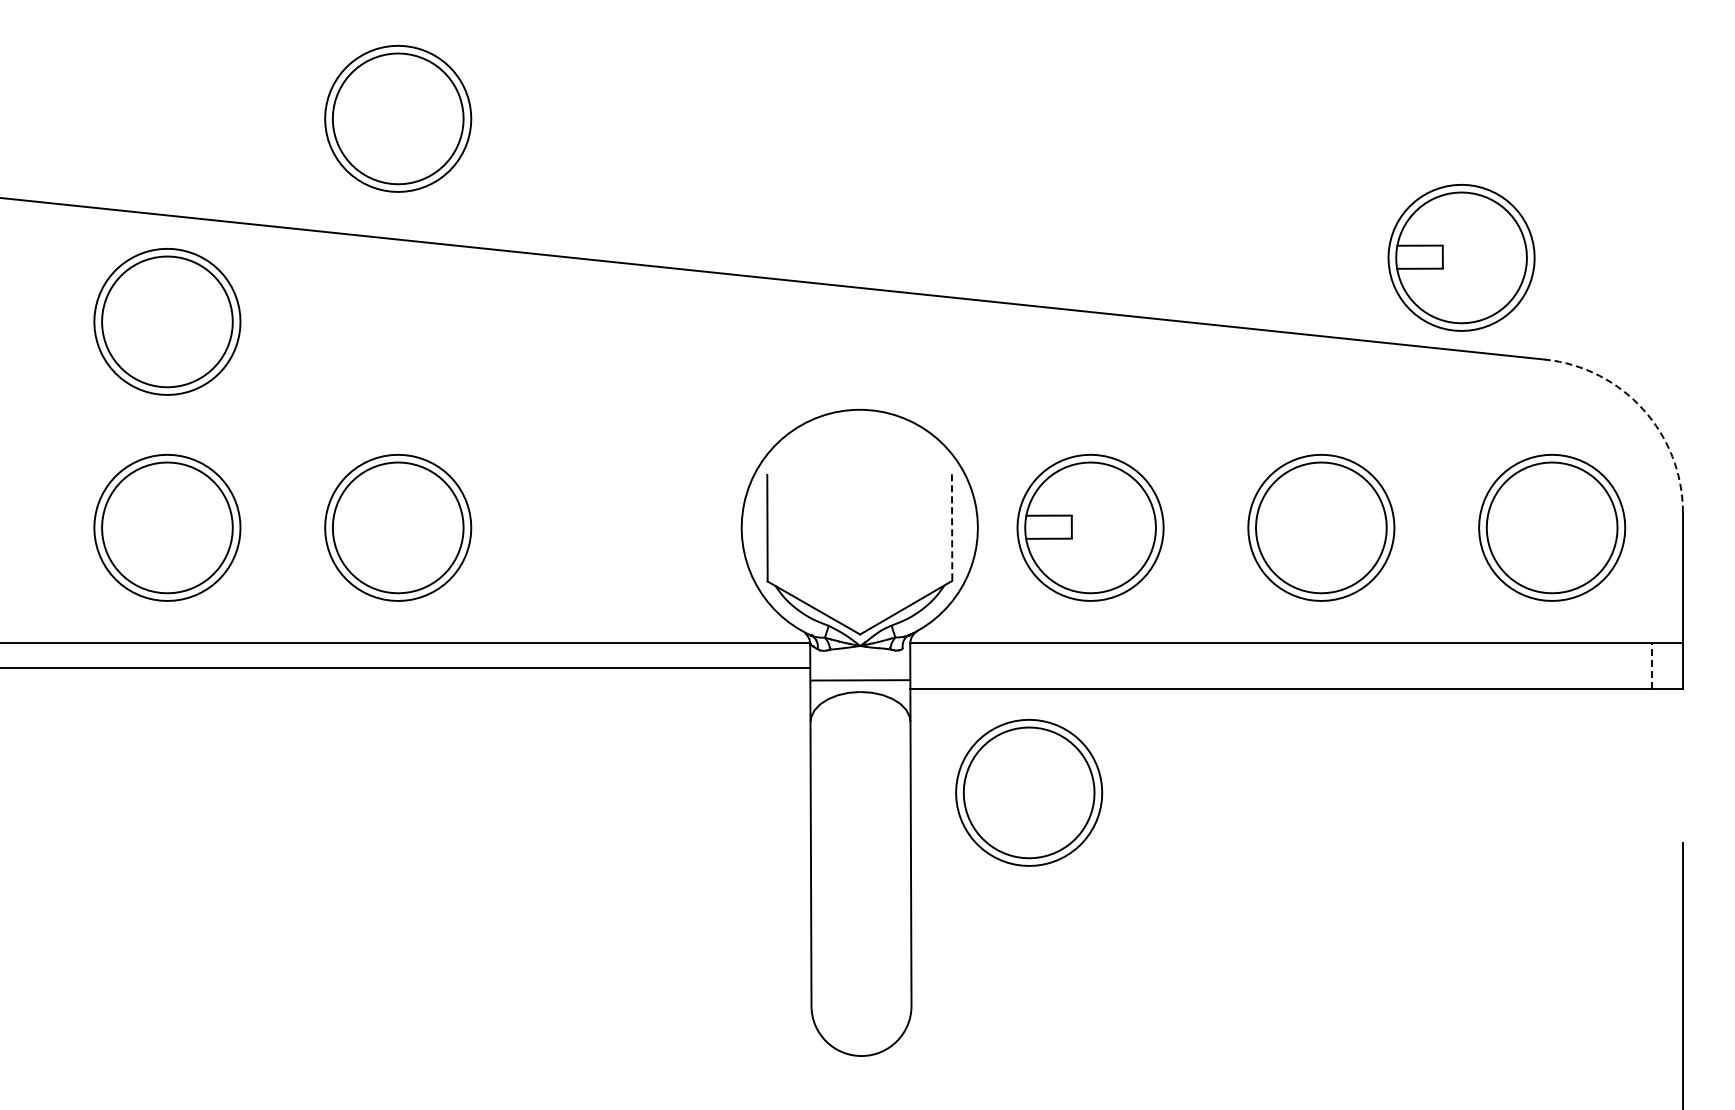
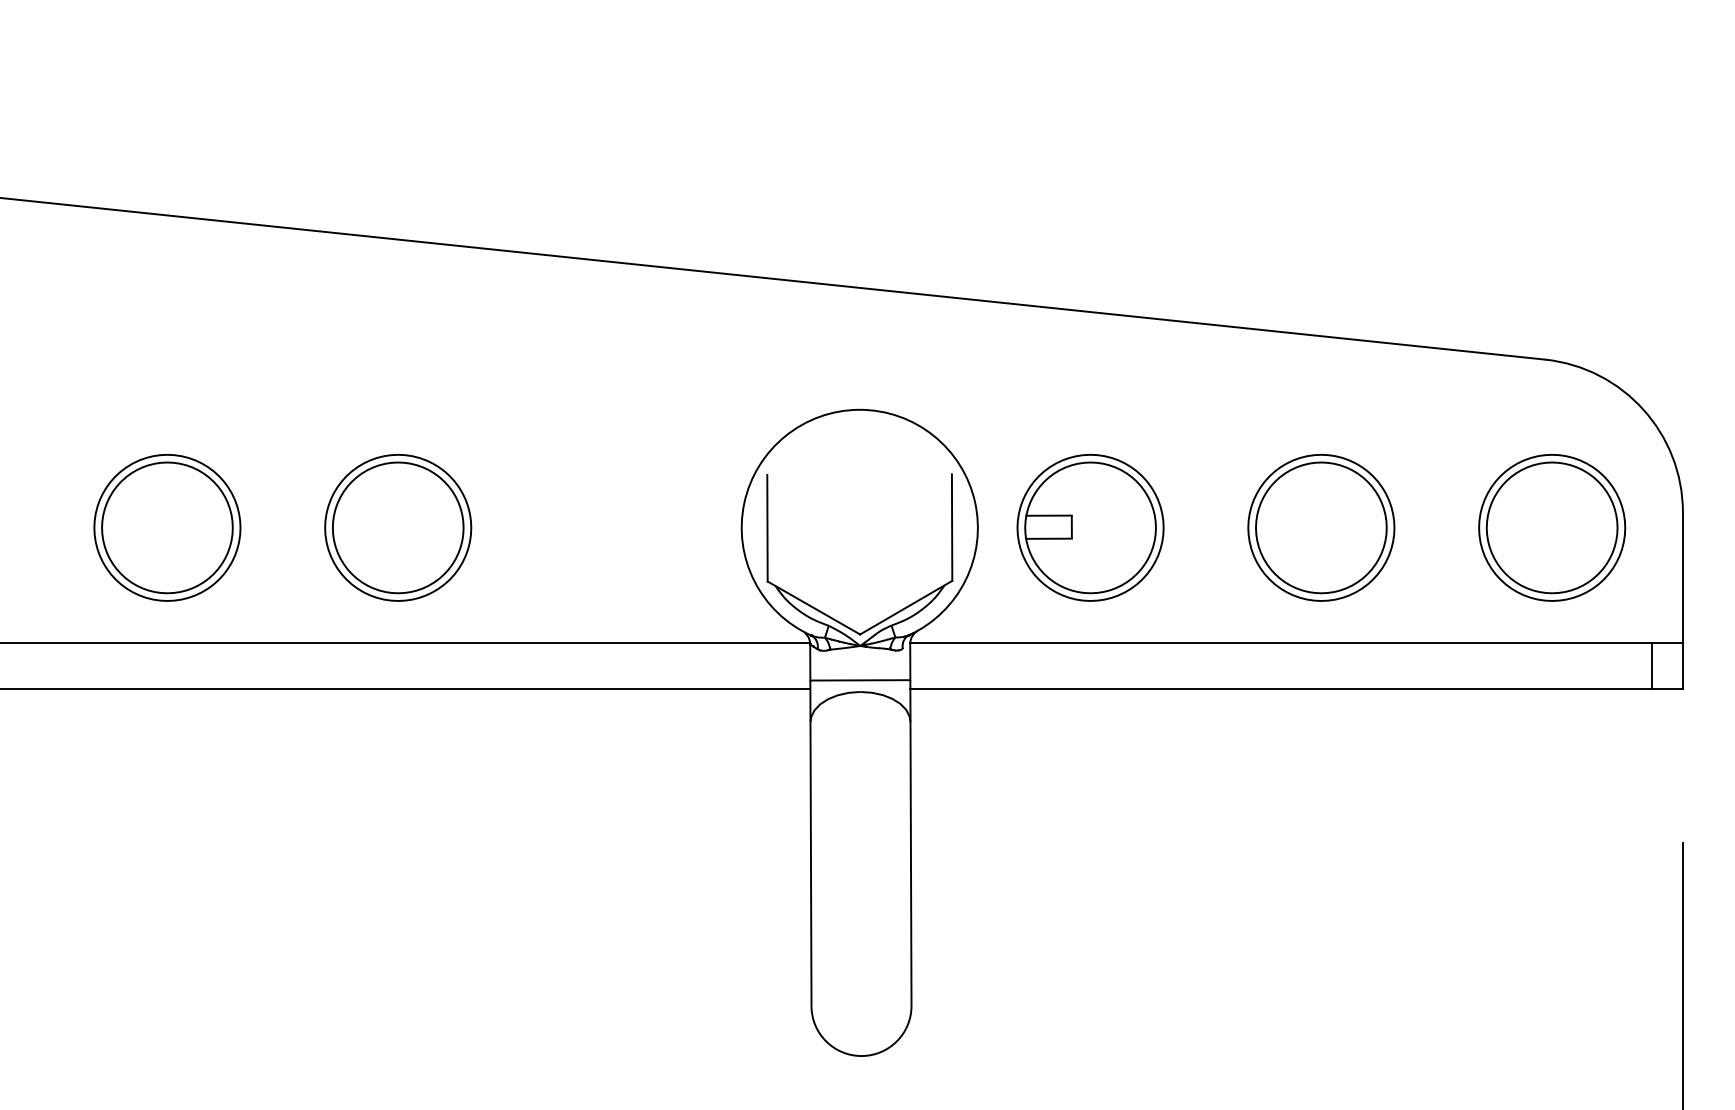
part: present -> none (398, 118)
part: present -> none (1461, 257)
part: present -> none (167, 321)
arc: dashed -> solid (1643, 409)
line: dashed -> solid (952, 528)
line: dashed -> solid (1652, 665)
line position: (406, 668) -> (406, 689) (406, 689)
part: present -> none (1029, 792)
